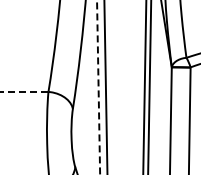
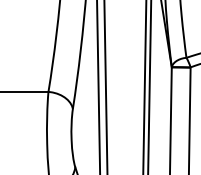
line: dashed -> solid (98, 87)
line: dashed -> solid (24, 91)
